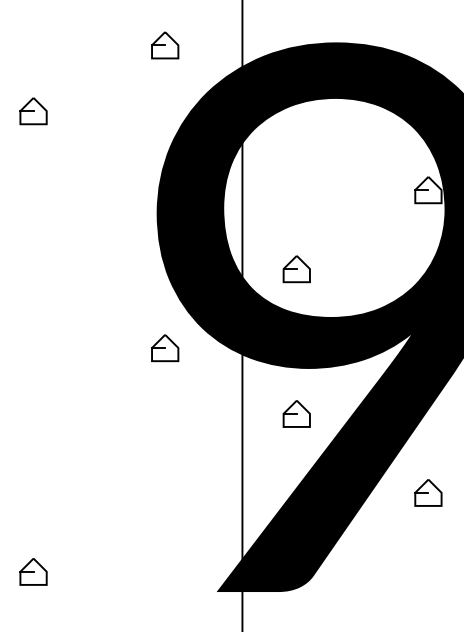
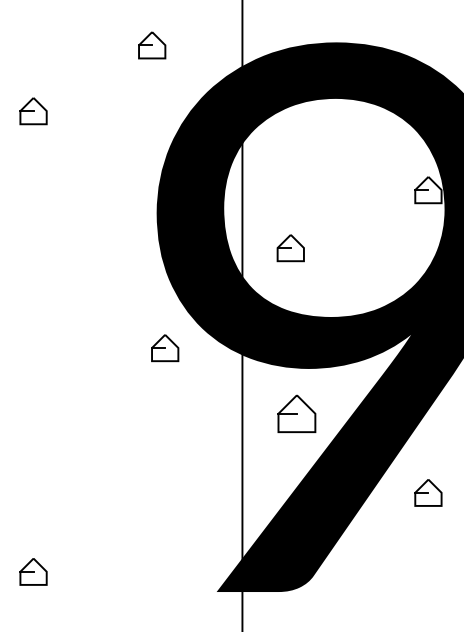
part position: (165, 45) -> (152, 45) (152, 45)
part position: (296, 269) -> (290, 248) (290, 248)
part size: 29x28 px -> 40x39 px (296, 413)
